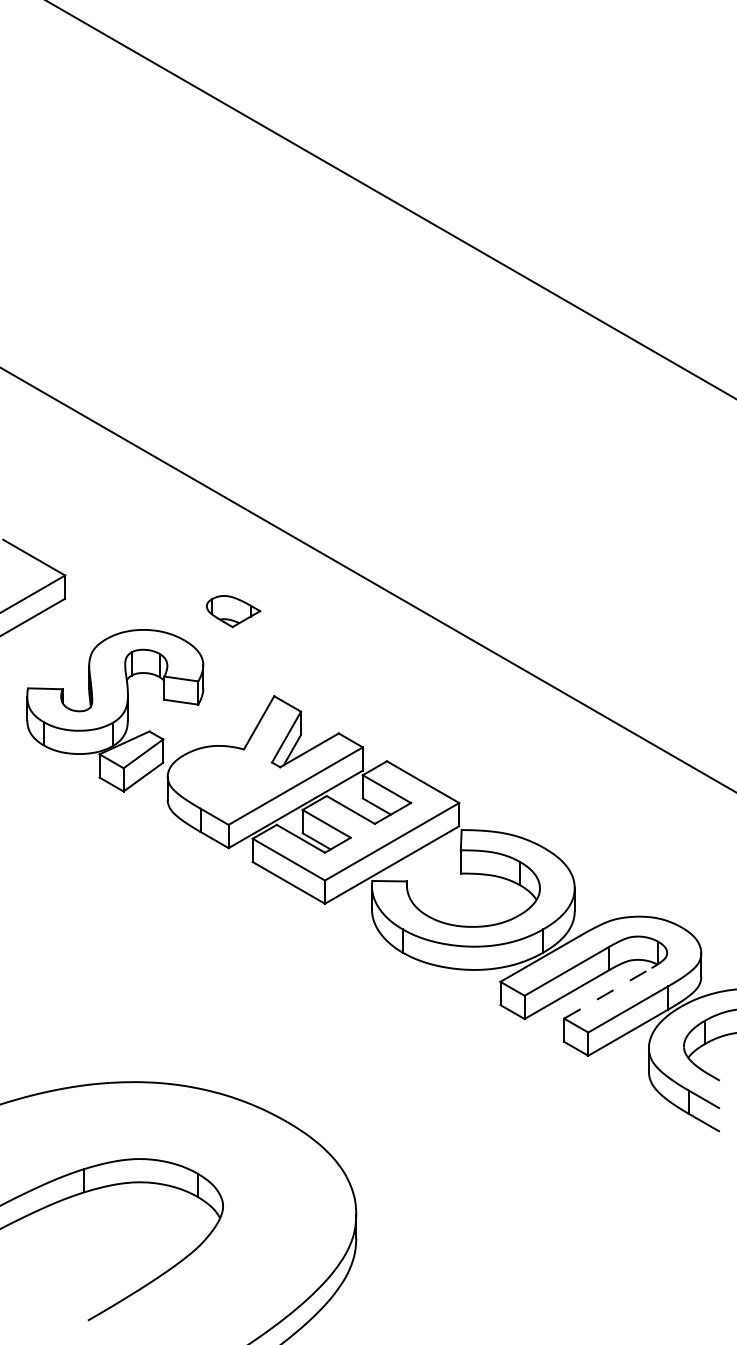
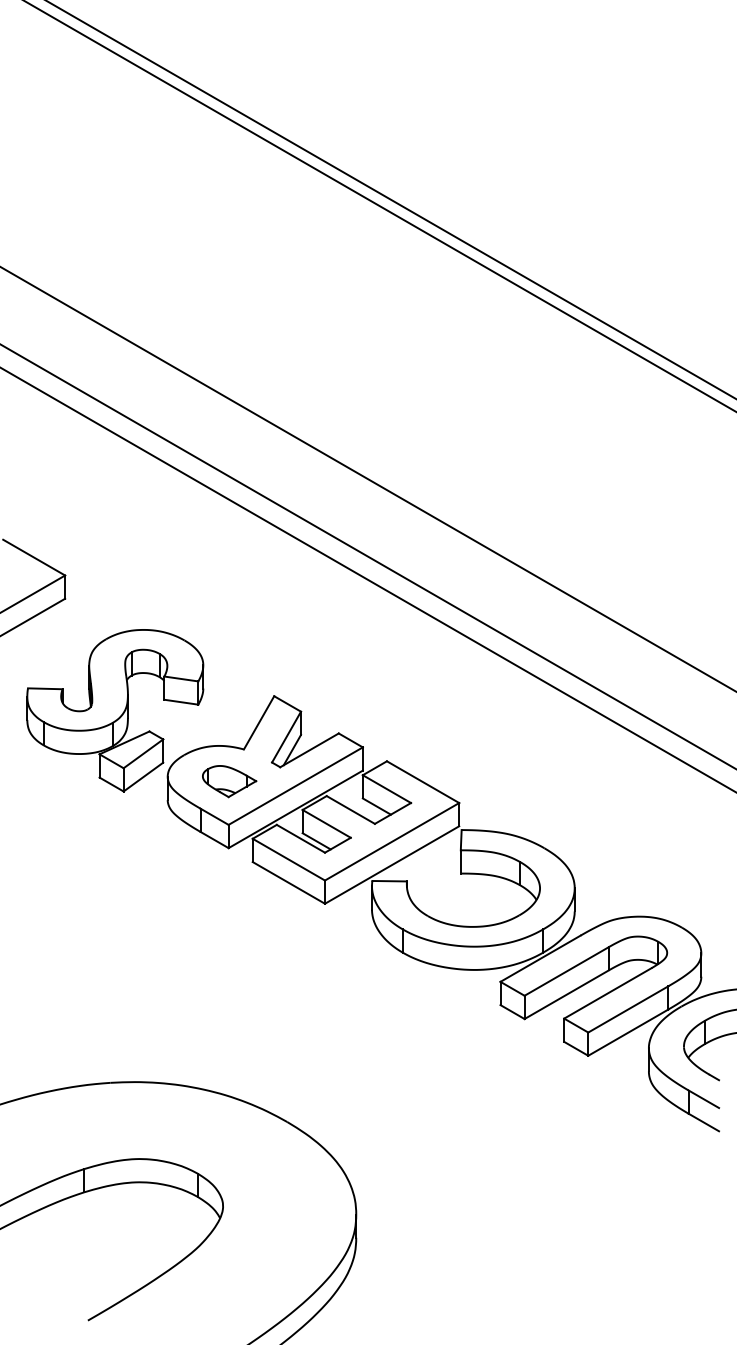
line: none -> present (379, 206)
line: none -> present (367, 479)
line: none -> present (367, 556)
part position: (233, 611) -> (229, 781) (229, 781)
line: dashed -> solid (608, 993)
